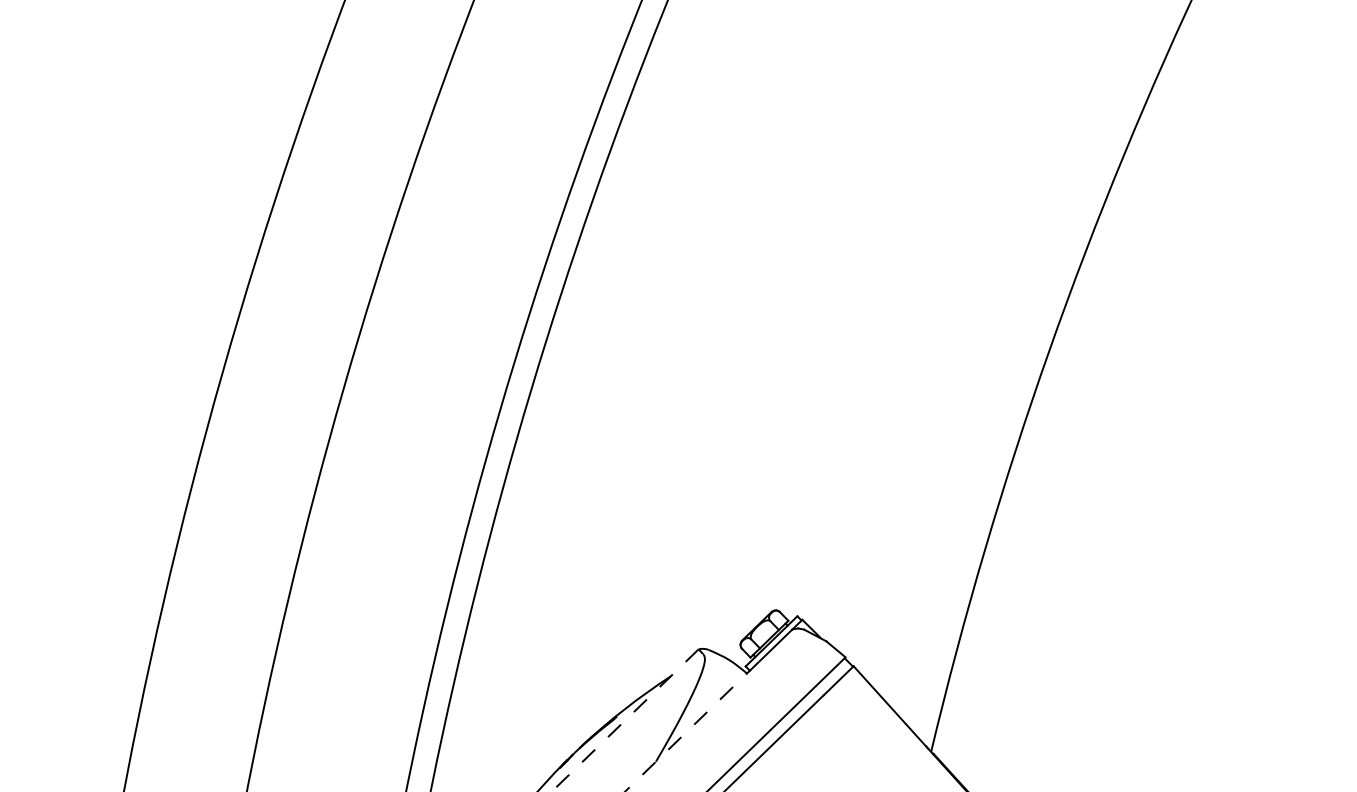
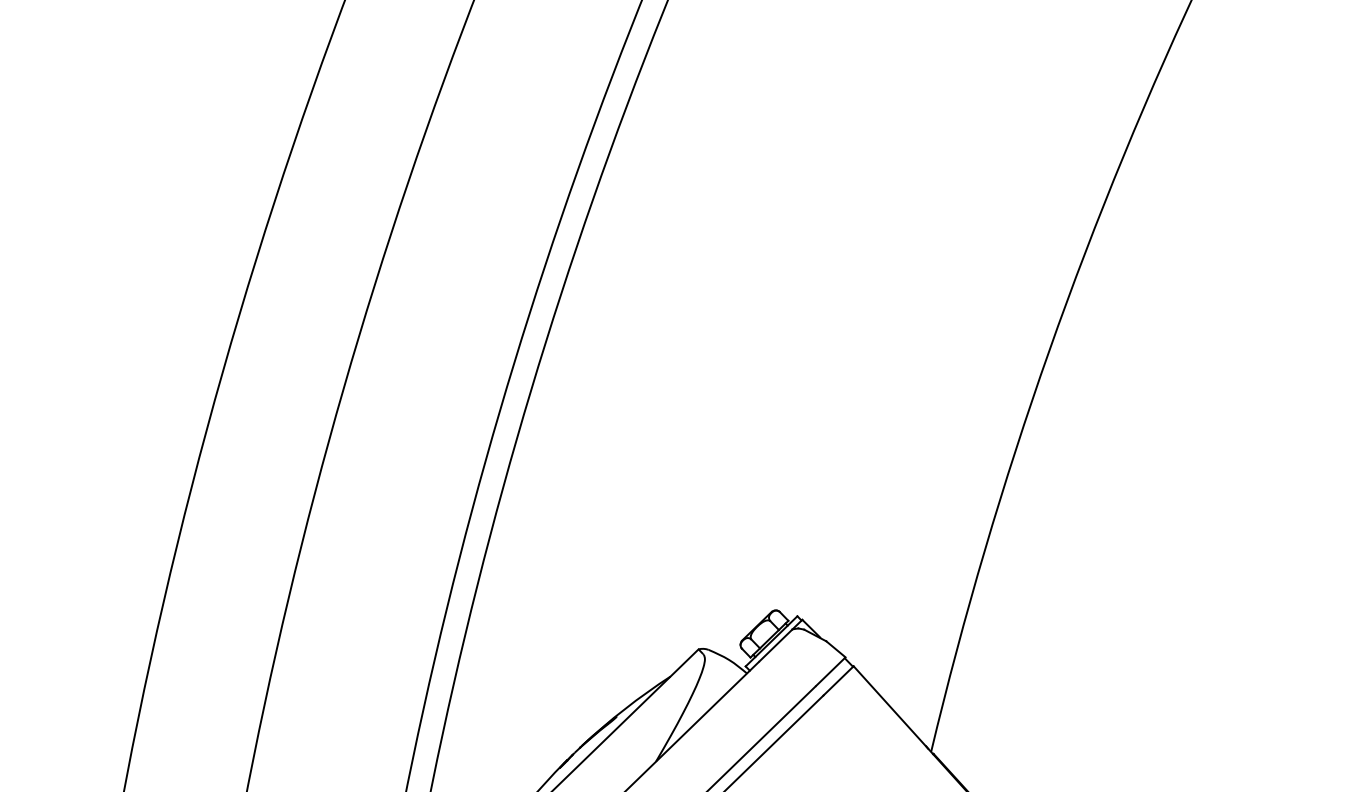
line: dashed -> solid (624, 720)
line: dashed -> solid (691, 727)
